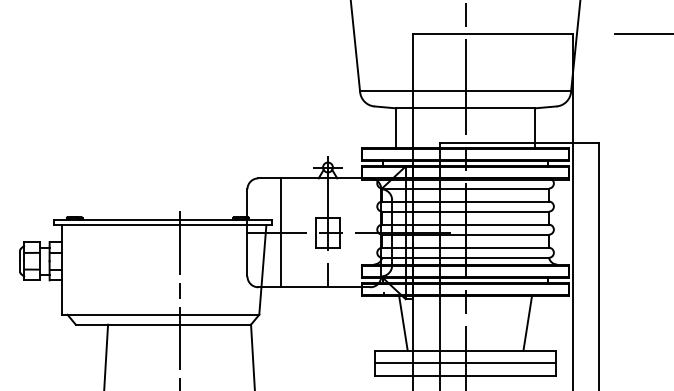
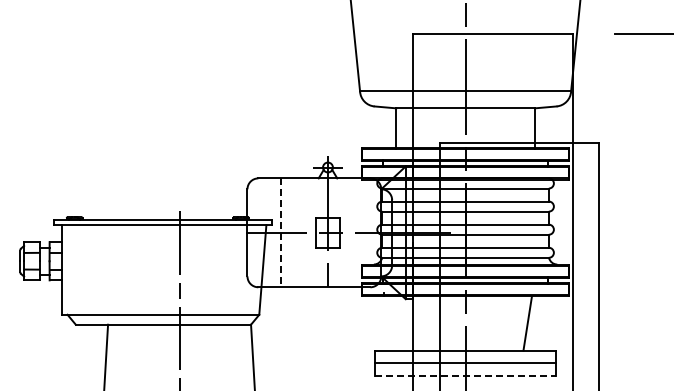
line: solid -> dashed (281, 233)
line: present -> none (403, 323)
line: solid -> dashed (466, 376)
